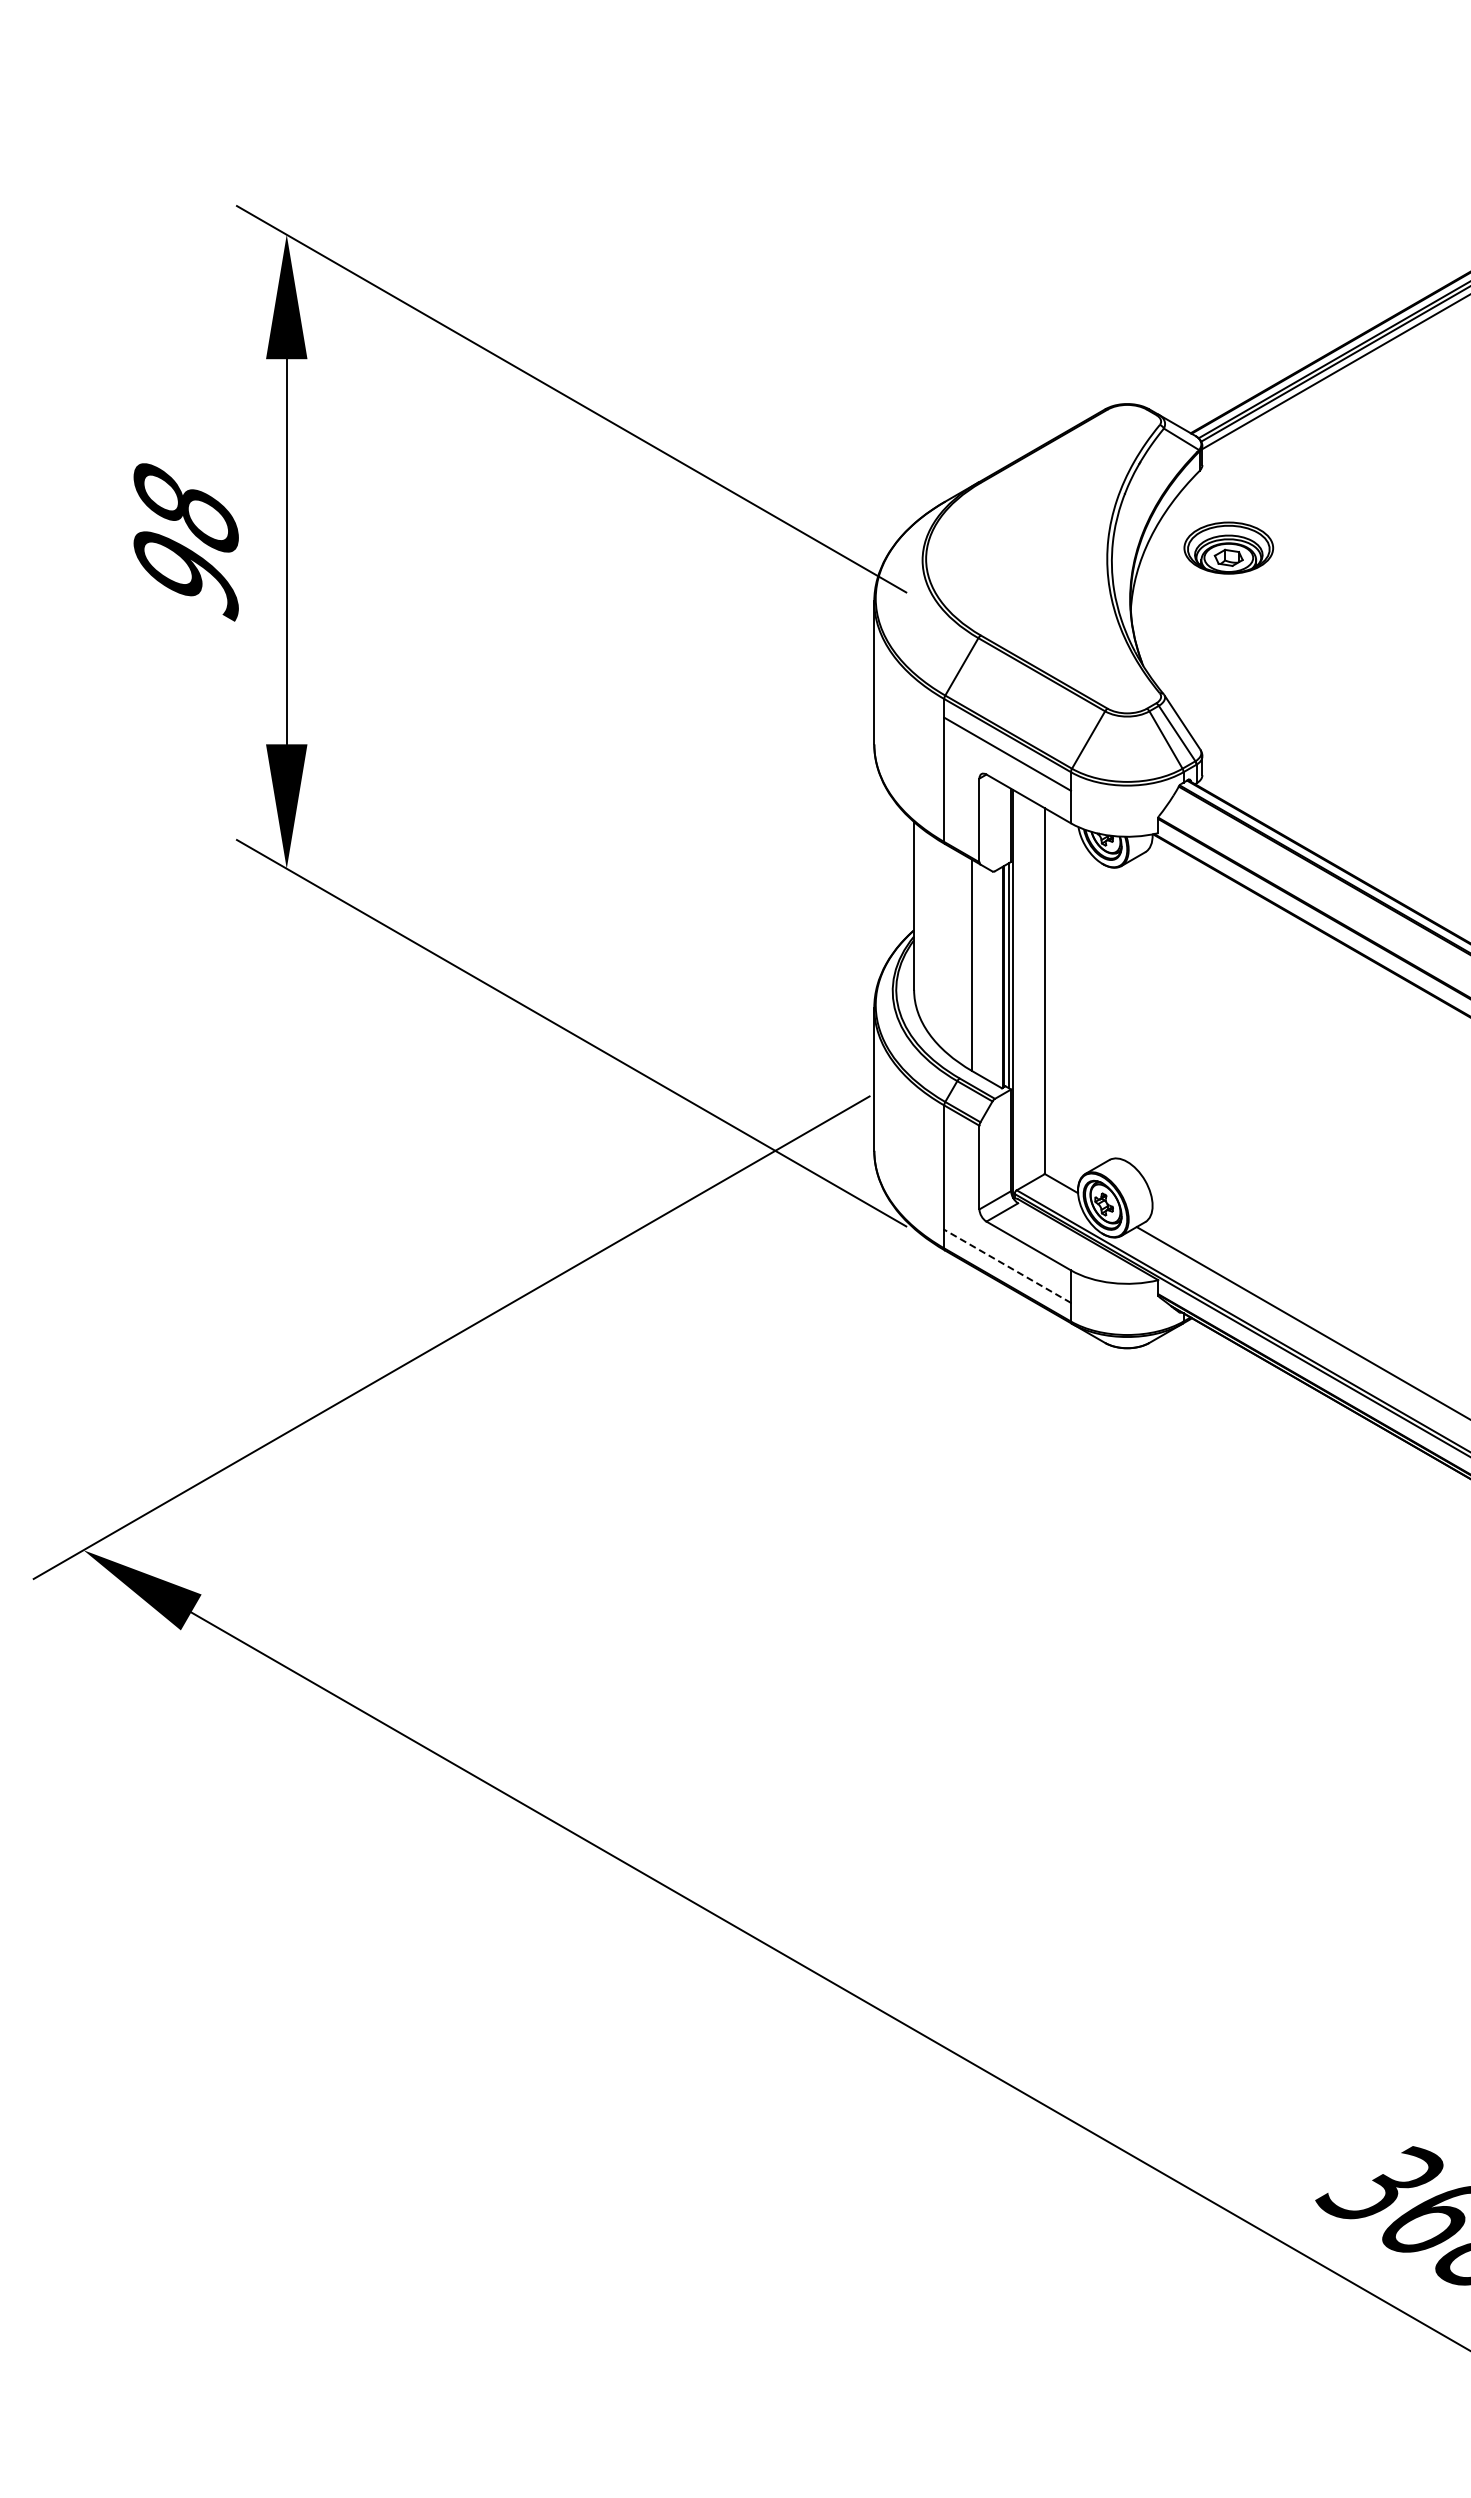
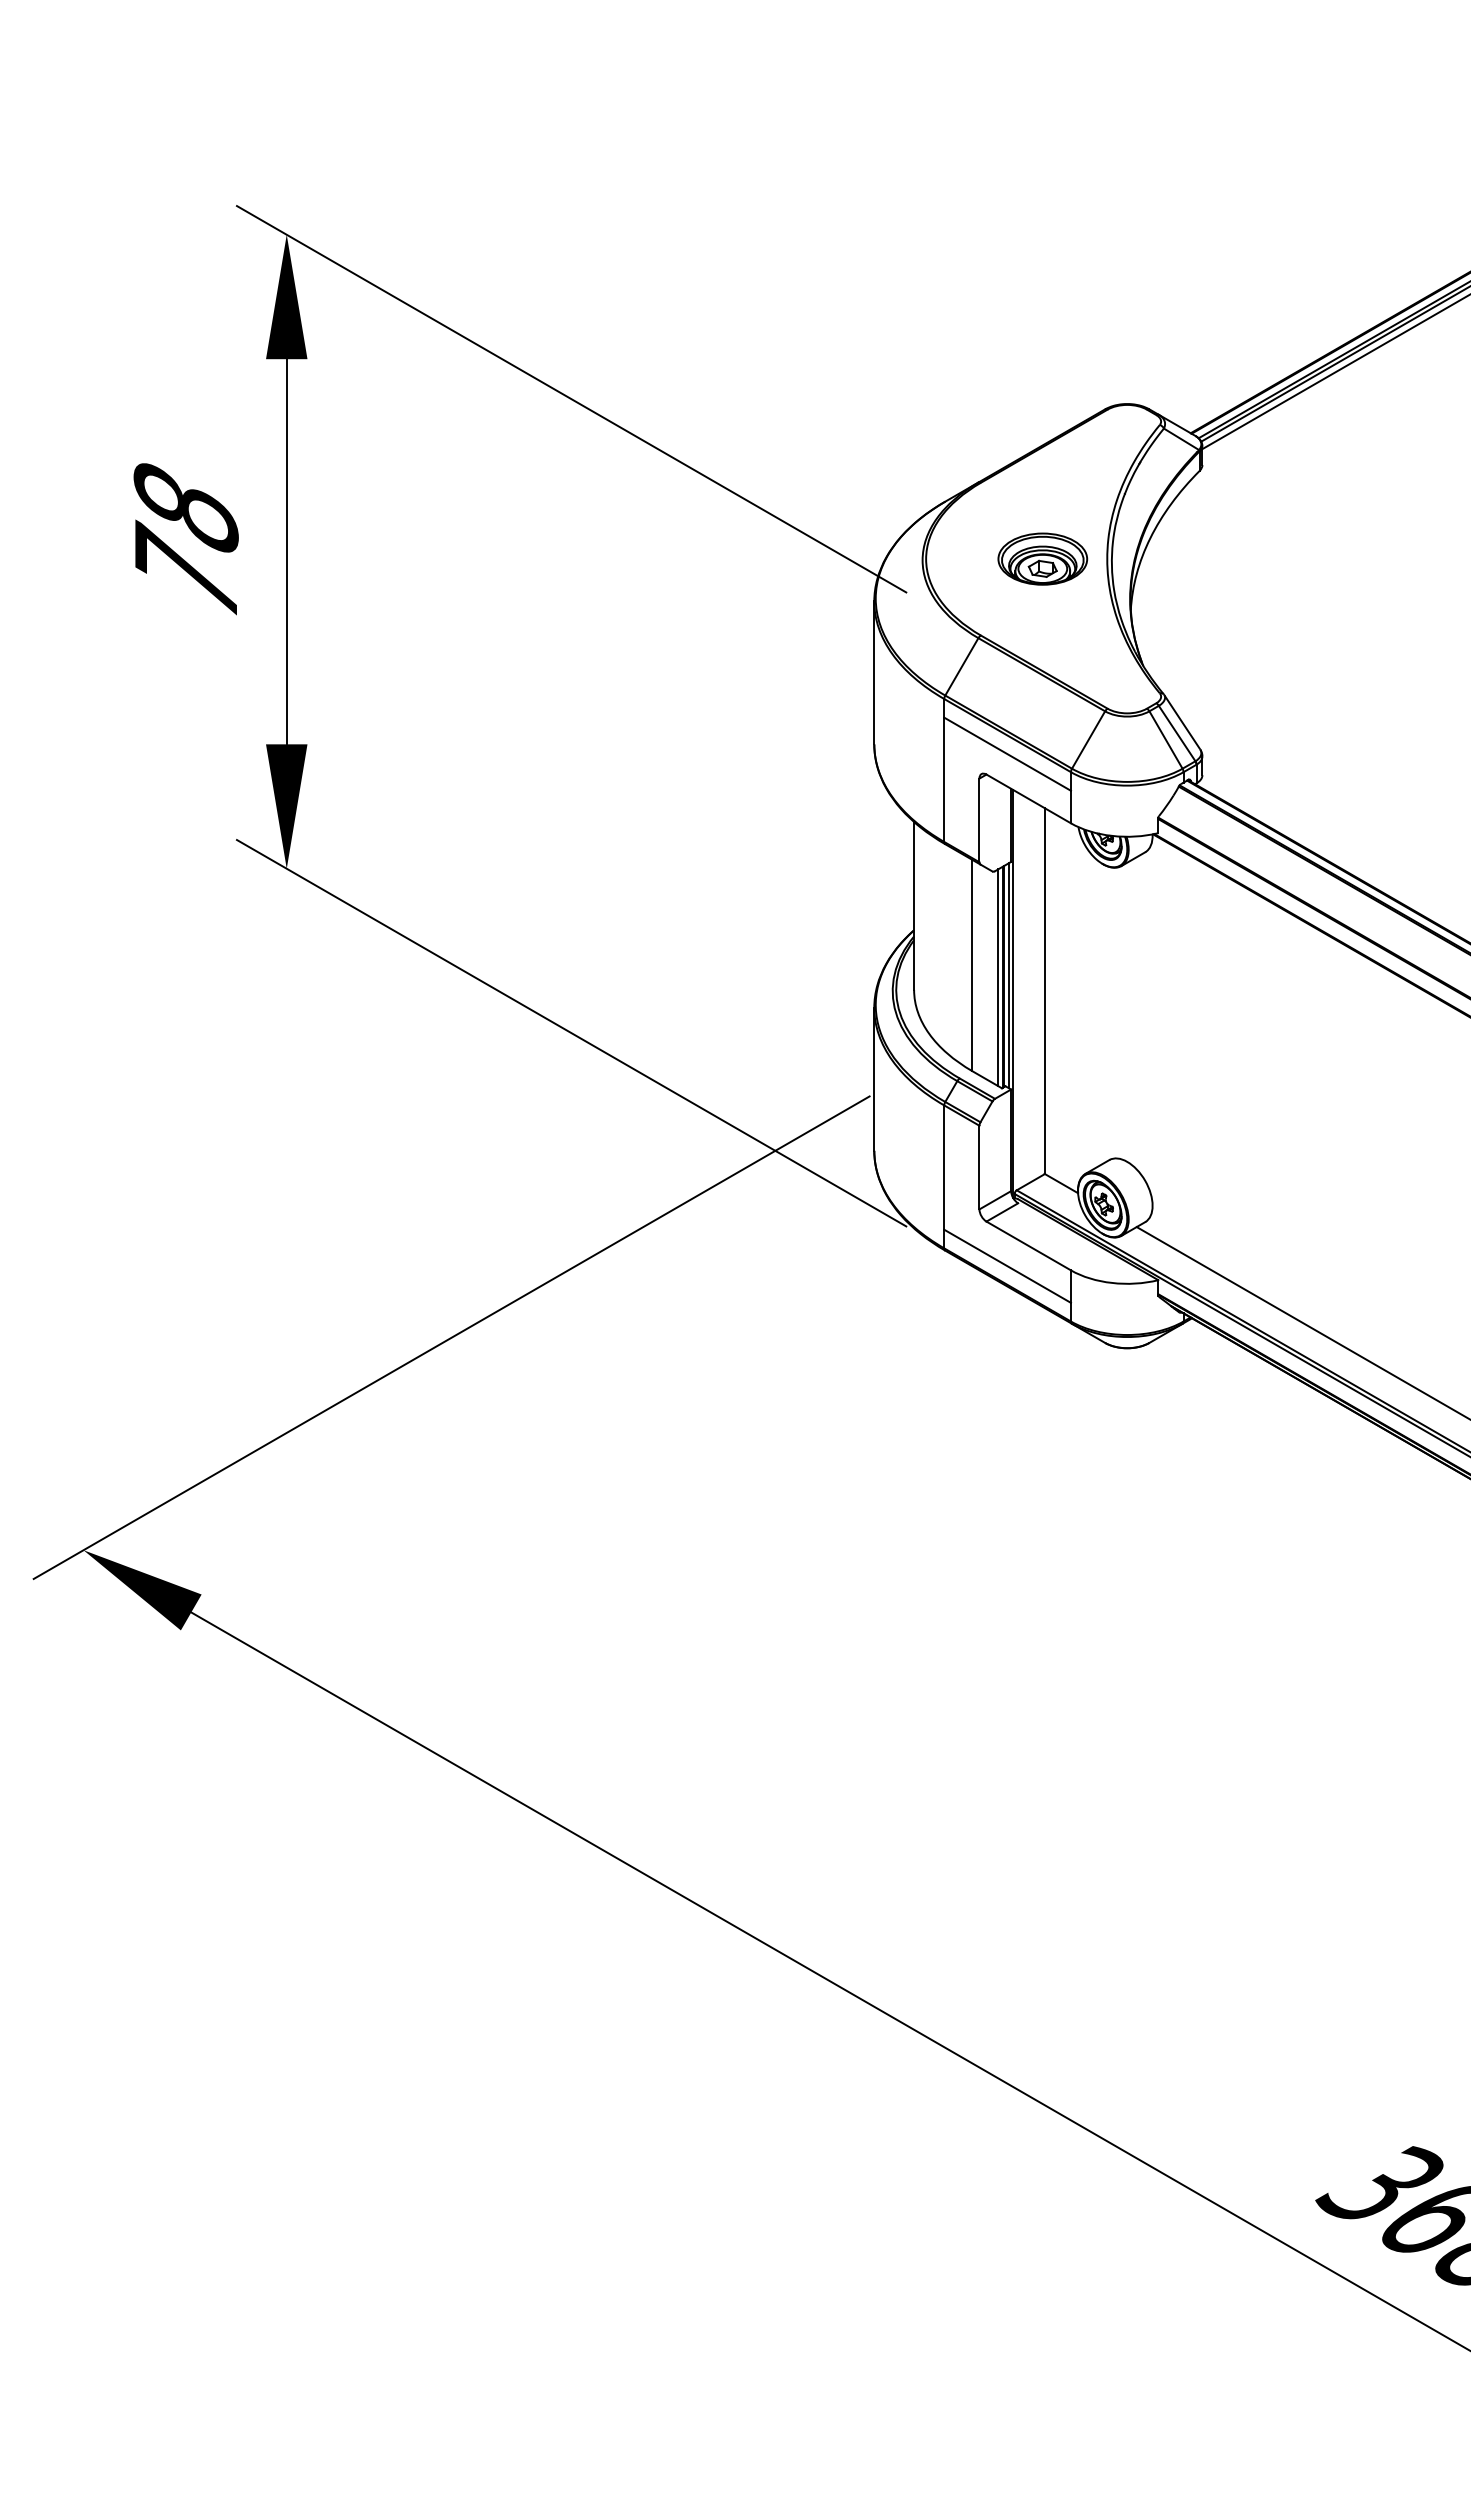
part position: (1228, 547) -> (1042, 558) (1042, 558)
text: 98 -> 78 (185, 570)
line: none -> present (998, 977)
line: dashed -> solid (1007, 1266)
